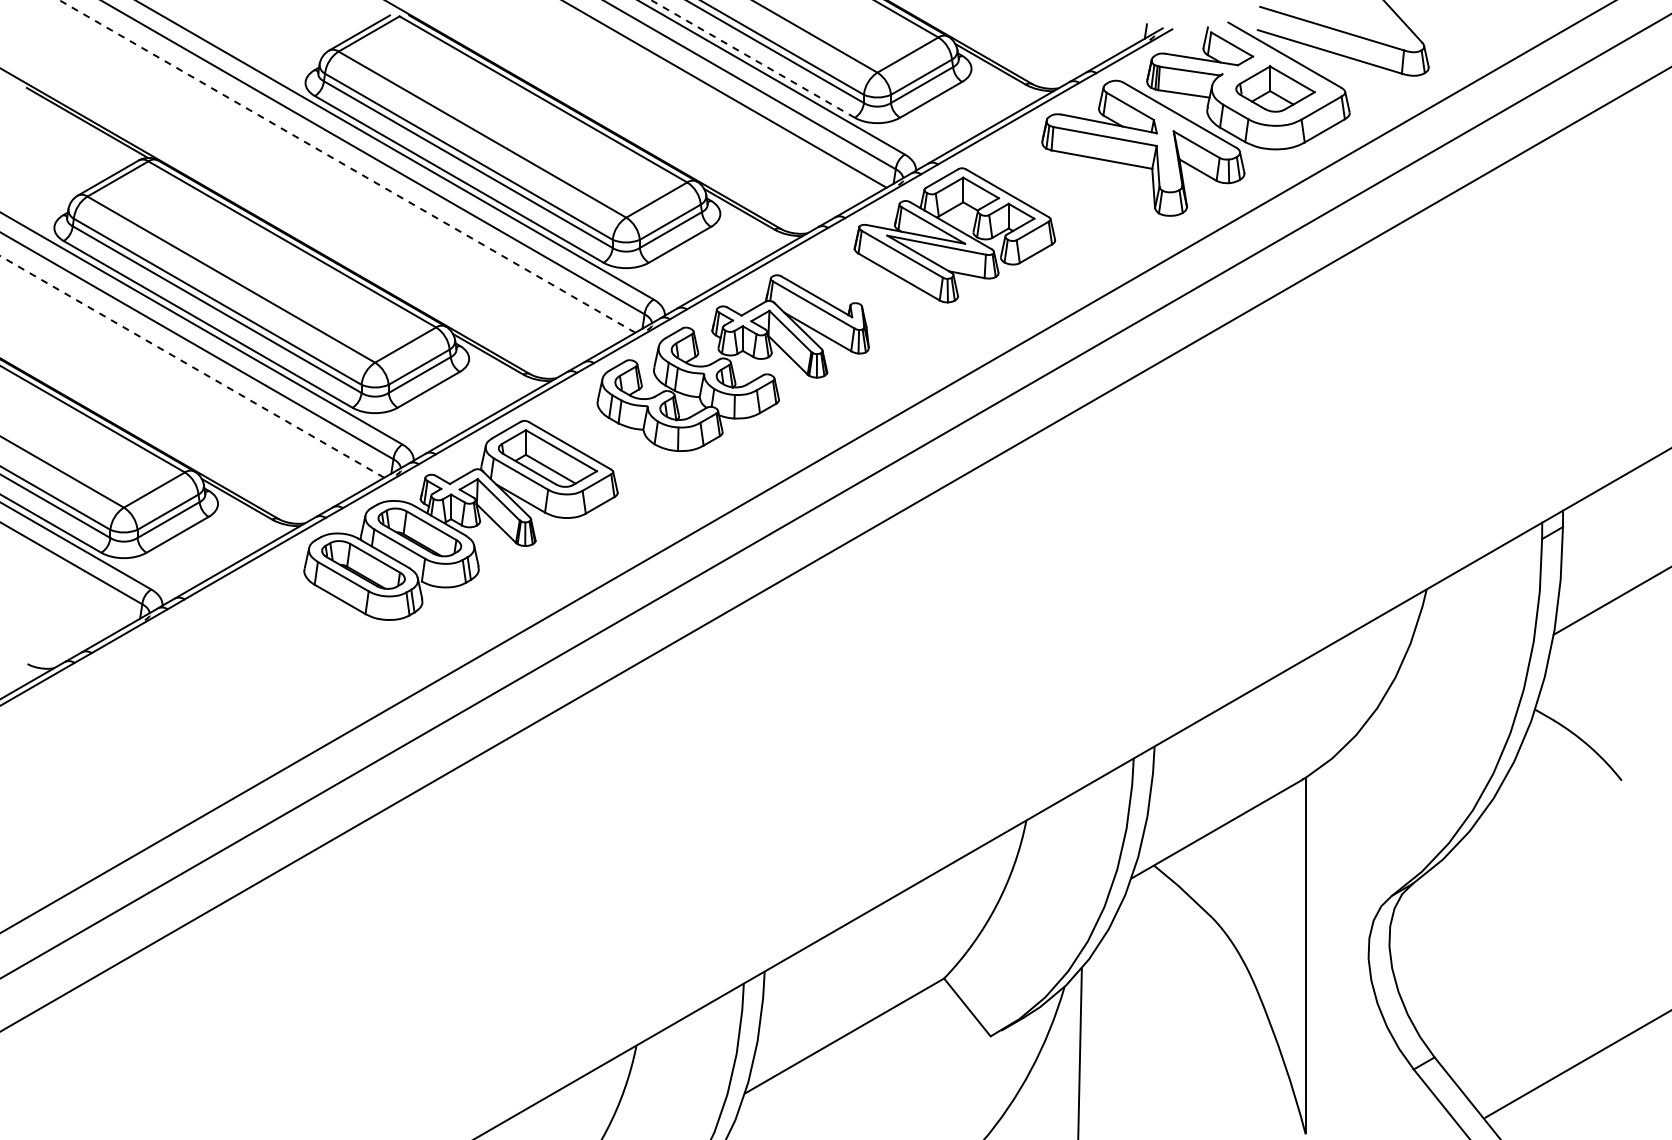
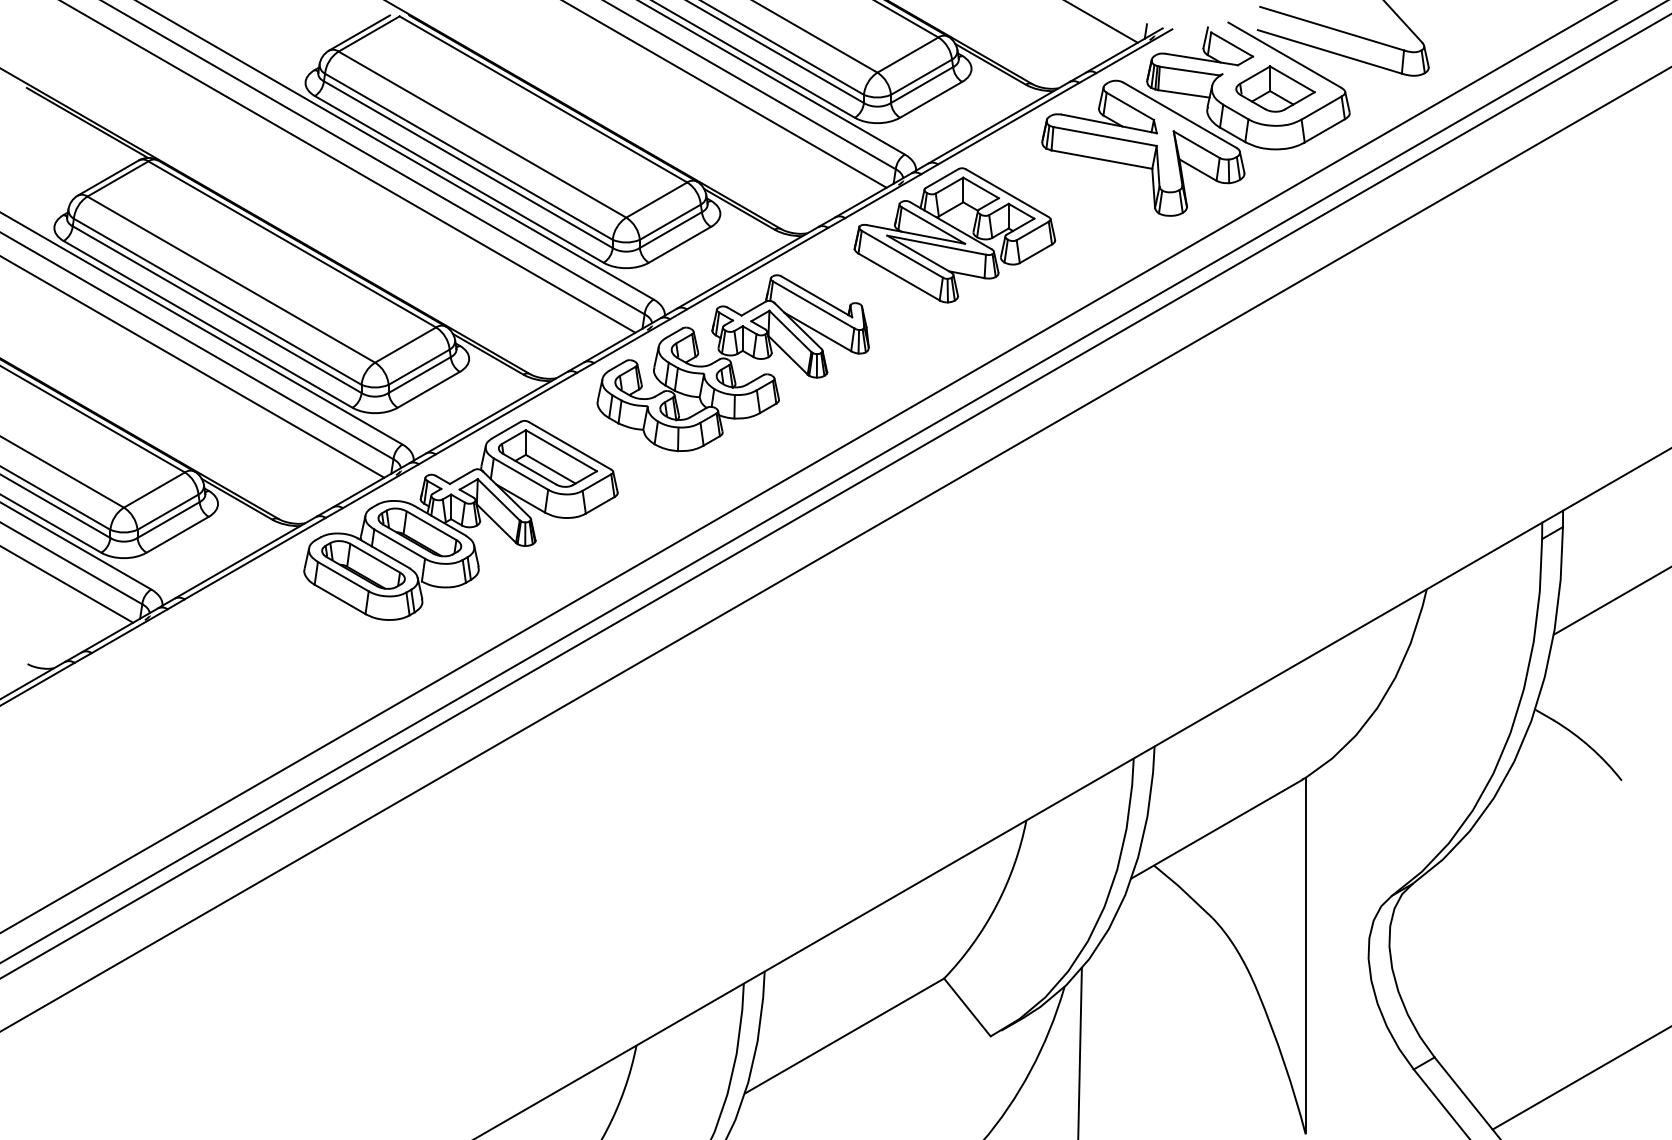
line: none -> present (1102, 22)
line: dashed -> solid (752, 58)
line: dashed -> solid (347, 166)
line: dashed -> solid (192, 366)
line: none -> present (833, 482)
line: none -> present (67, 584)
line position: (1576, 1064) -> (1580, 1078) (1580, 1078)
